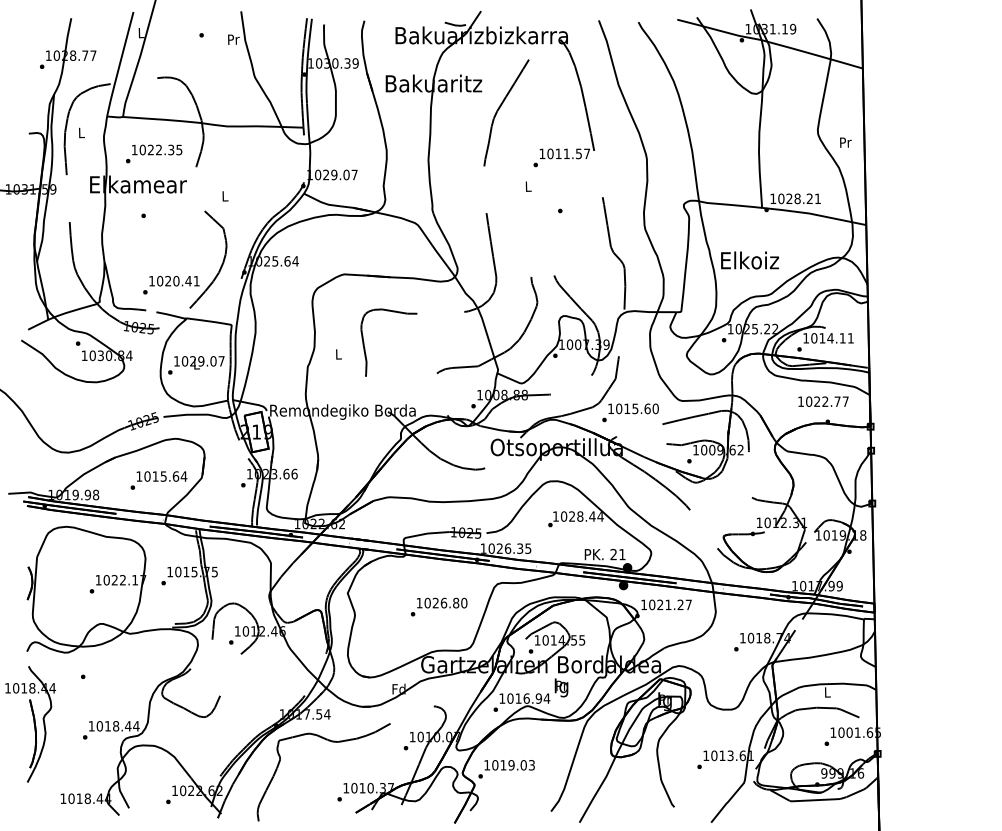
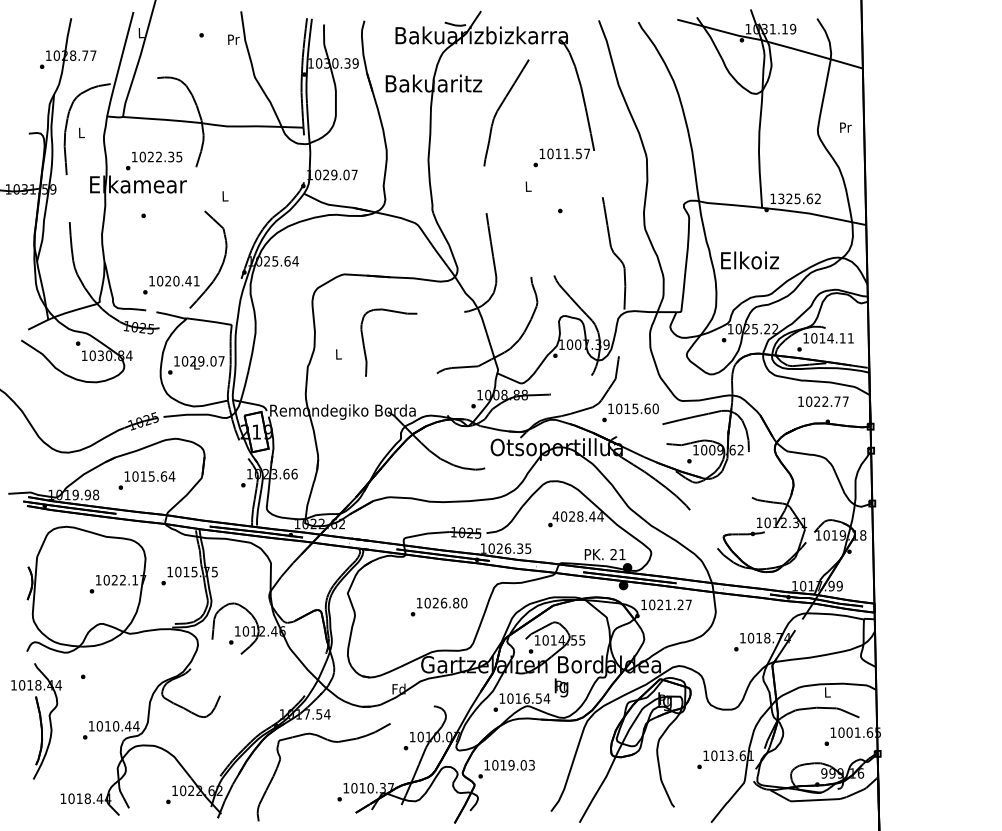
text position: (845, 142) -> (845, 127) (845, 127)
text position: (154, 153) -> (154, 160) (154, 160)
text: 1028.21 -> 1325.62 (799, 198)
text position: (158, 480) -> (146, 480) (146, 480)
text: 1028.44 -> 4028.44 (555, 516)
text: 1016.94 -> 1016.54 (538, 698)
part position: (30, 724) -> (36, 721) (36, 721)
text: 1018.44 -> 1010.44 (116, 726)
